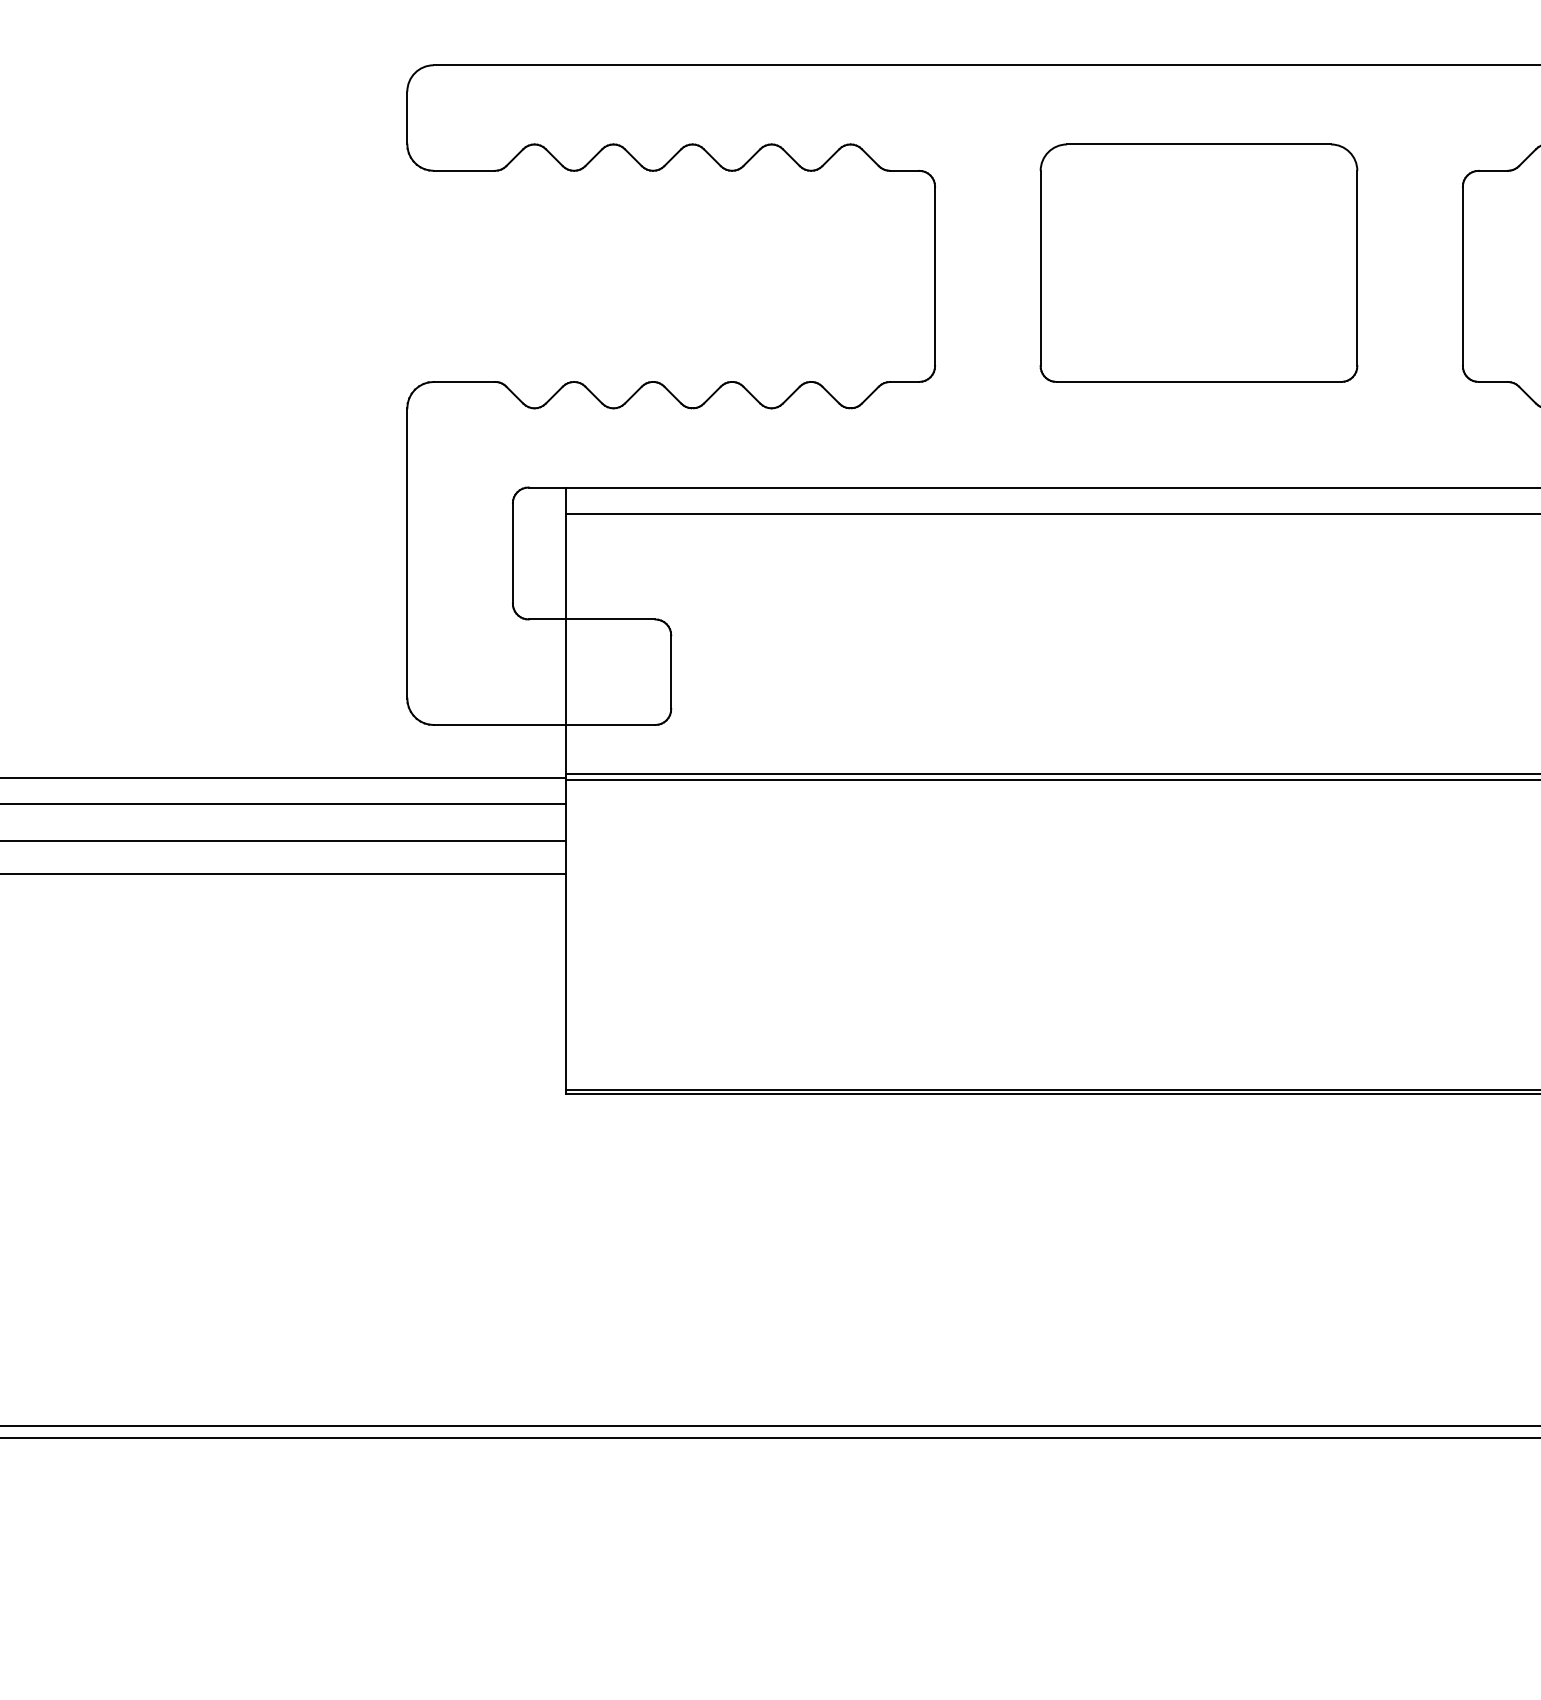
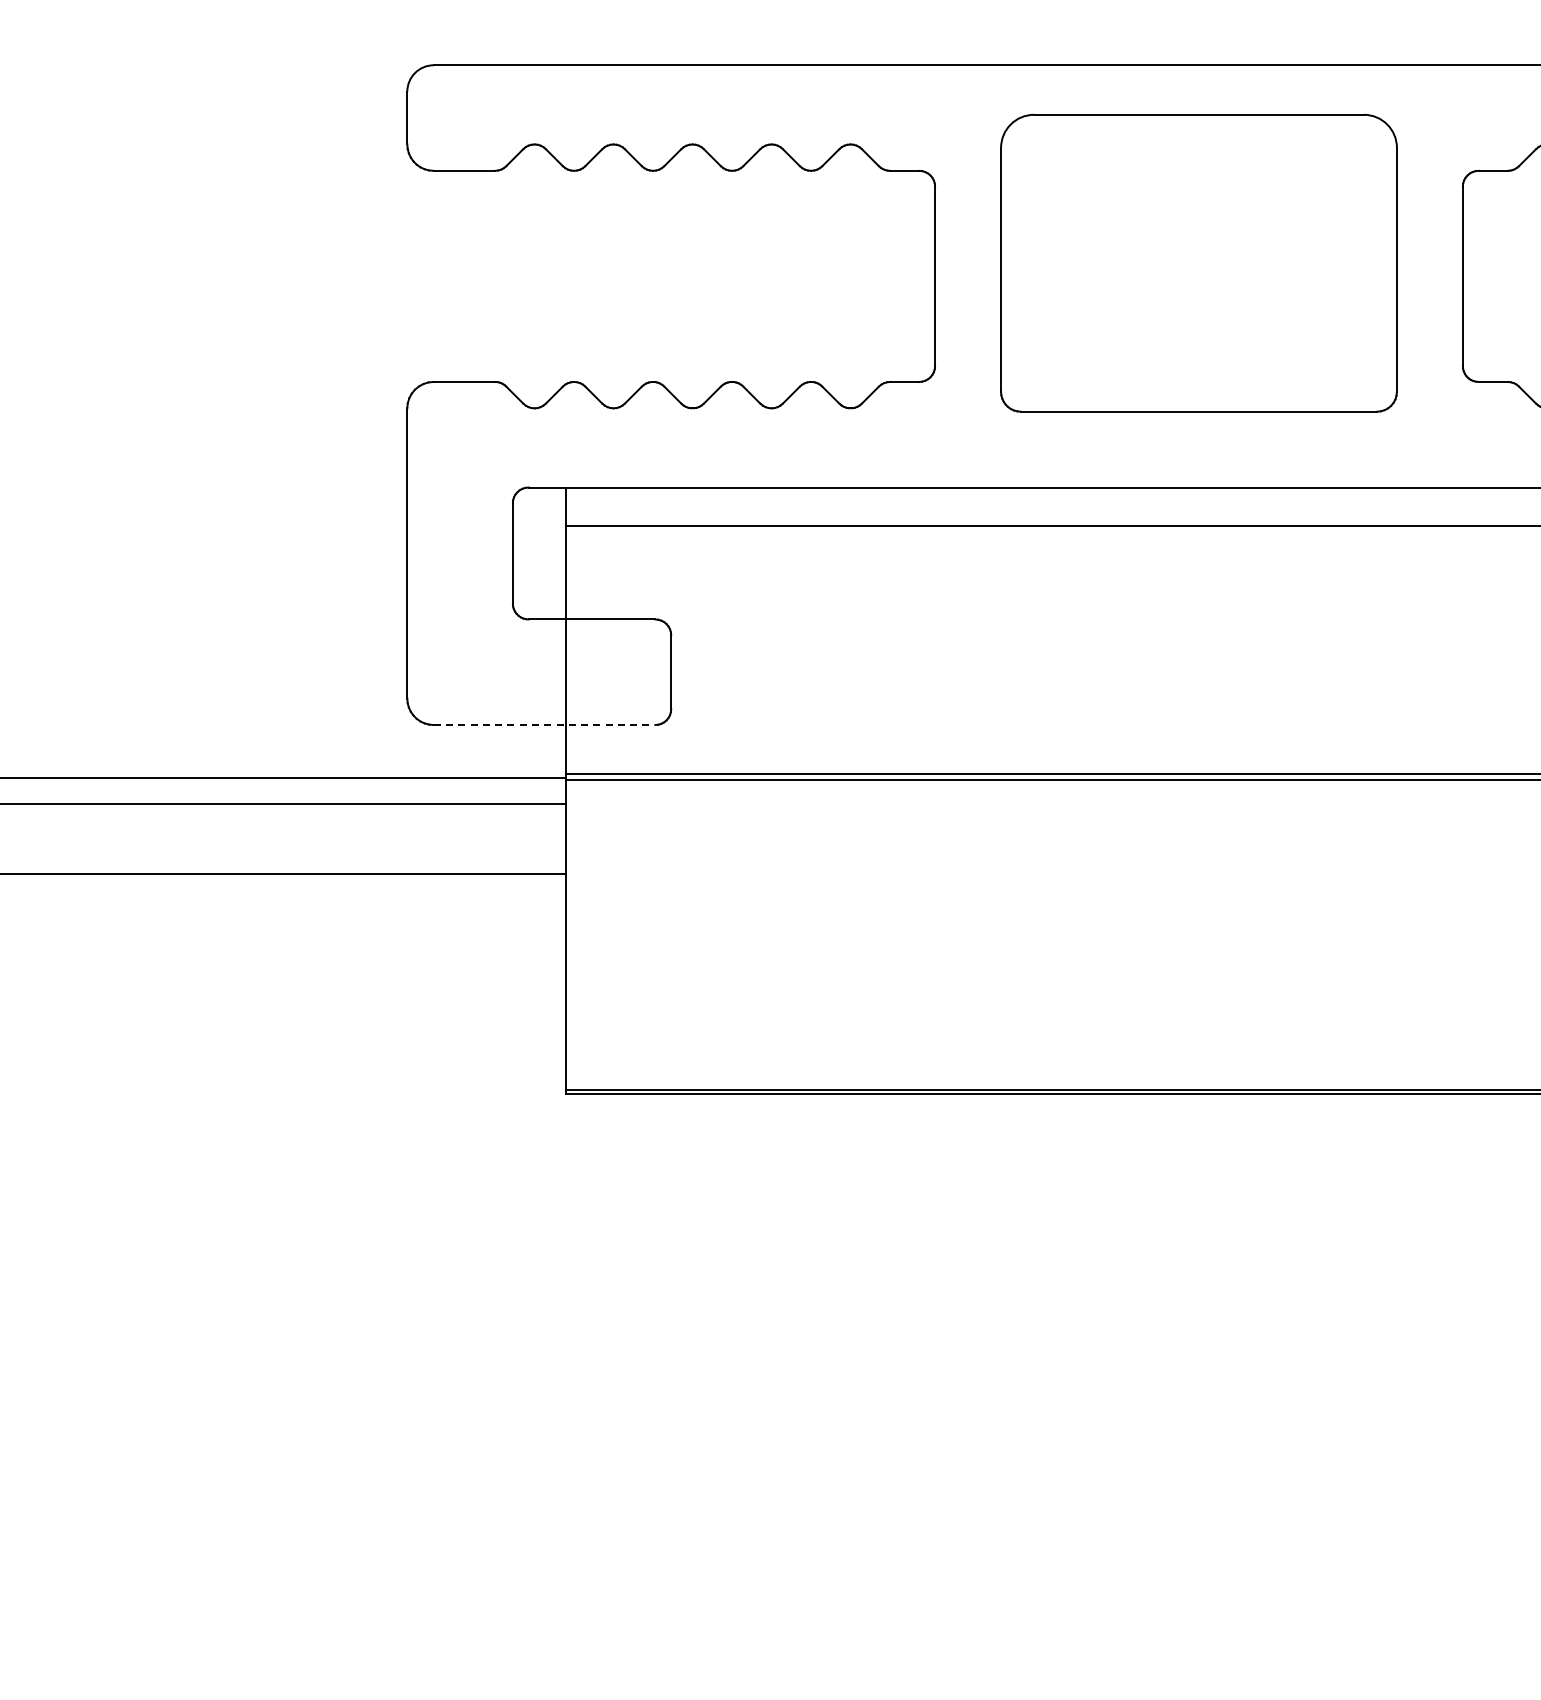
part size: 320x240 px -> 398x299 px (1198, 263)
line position: (1051, 513) -> (1051, 525) (1051, 525)
line: solid -> dashed (544, 725)
line: present -> none (283, 840)
line: present -> none (769, 1425)
line: present -> none (769, 1437)
